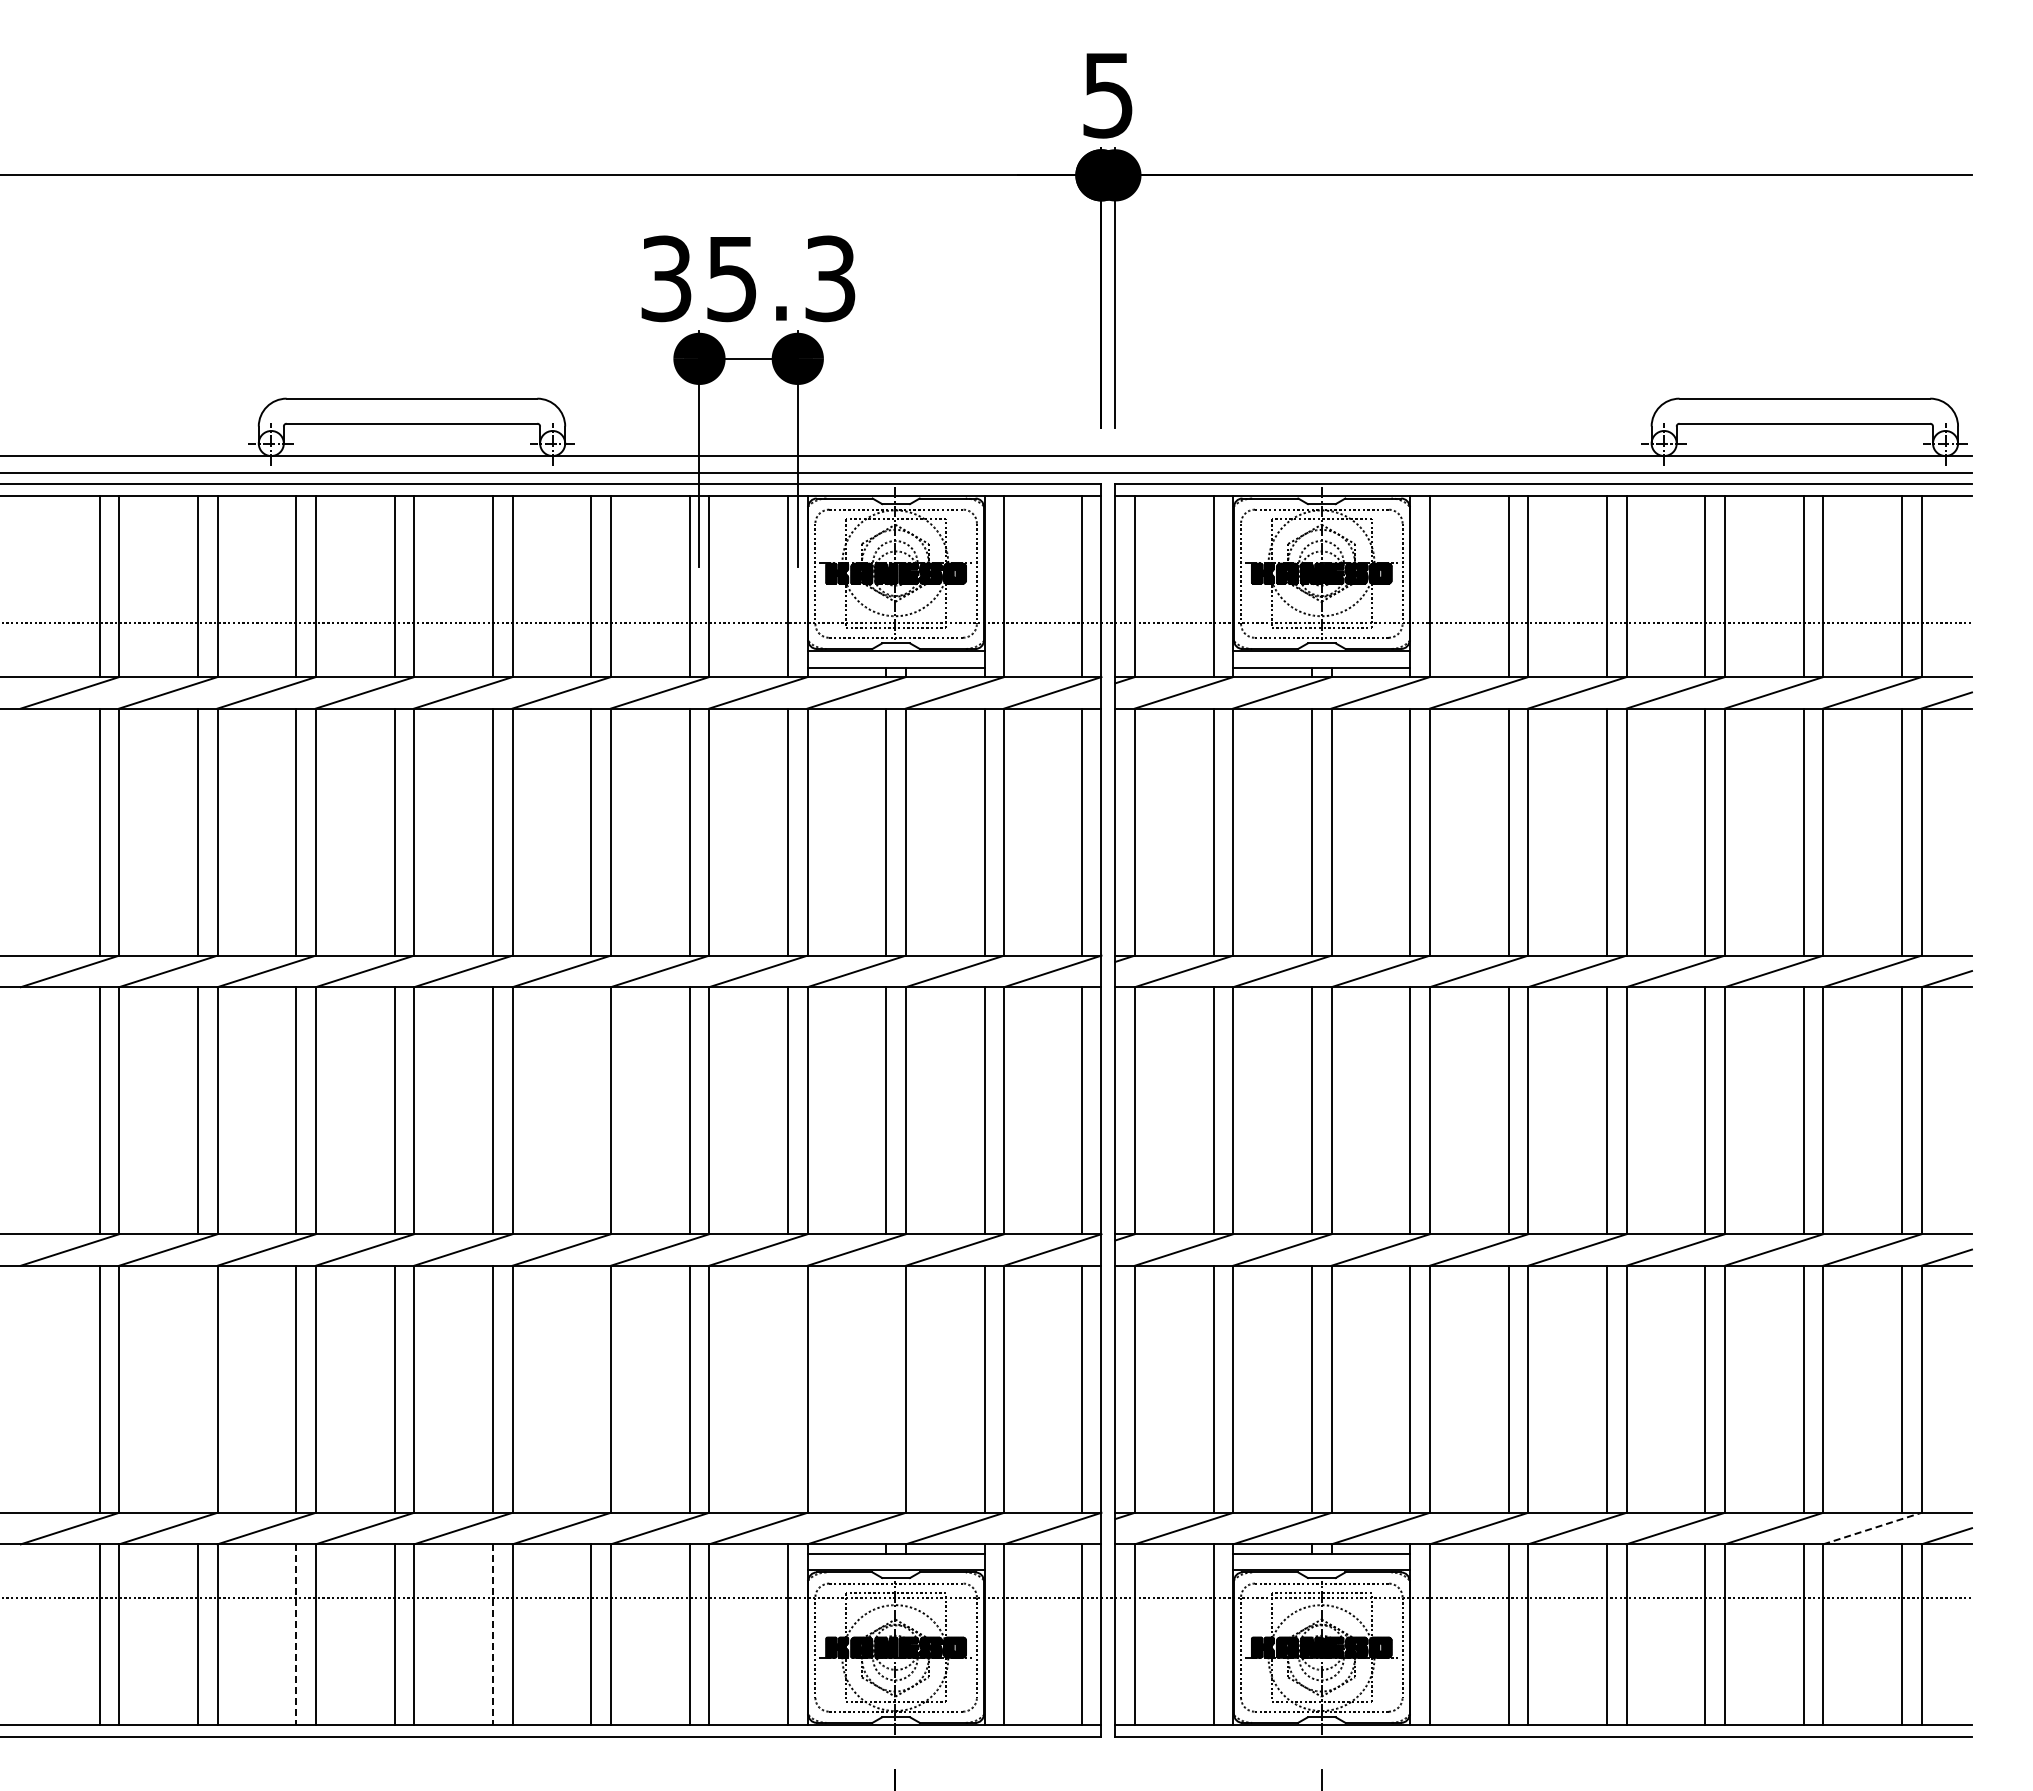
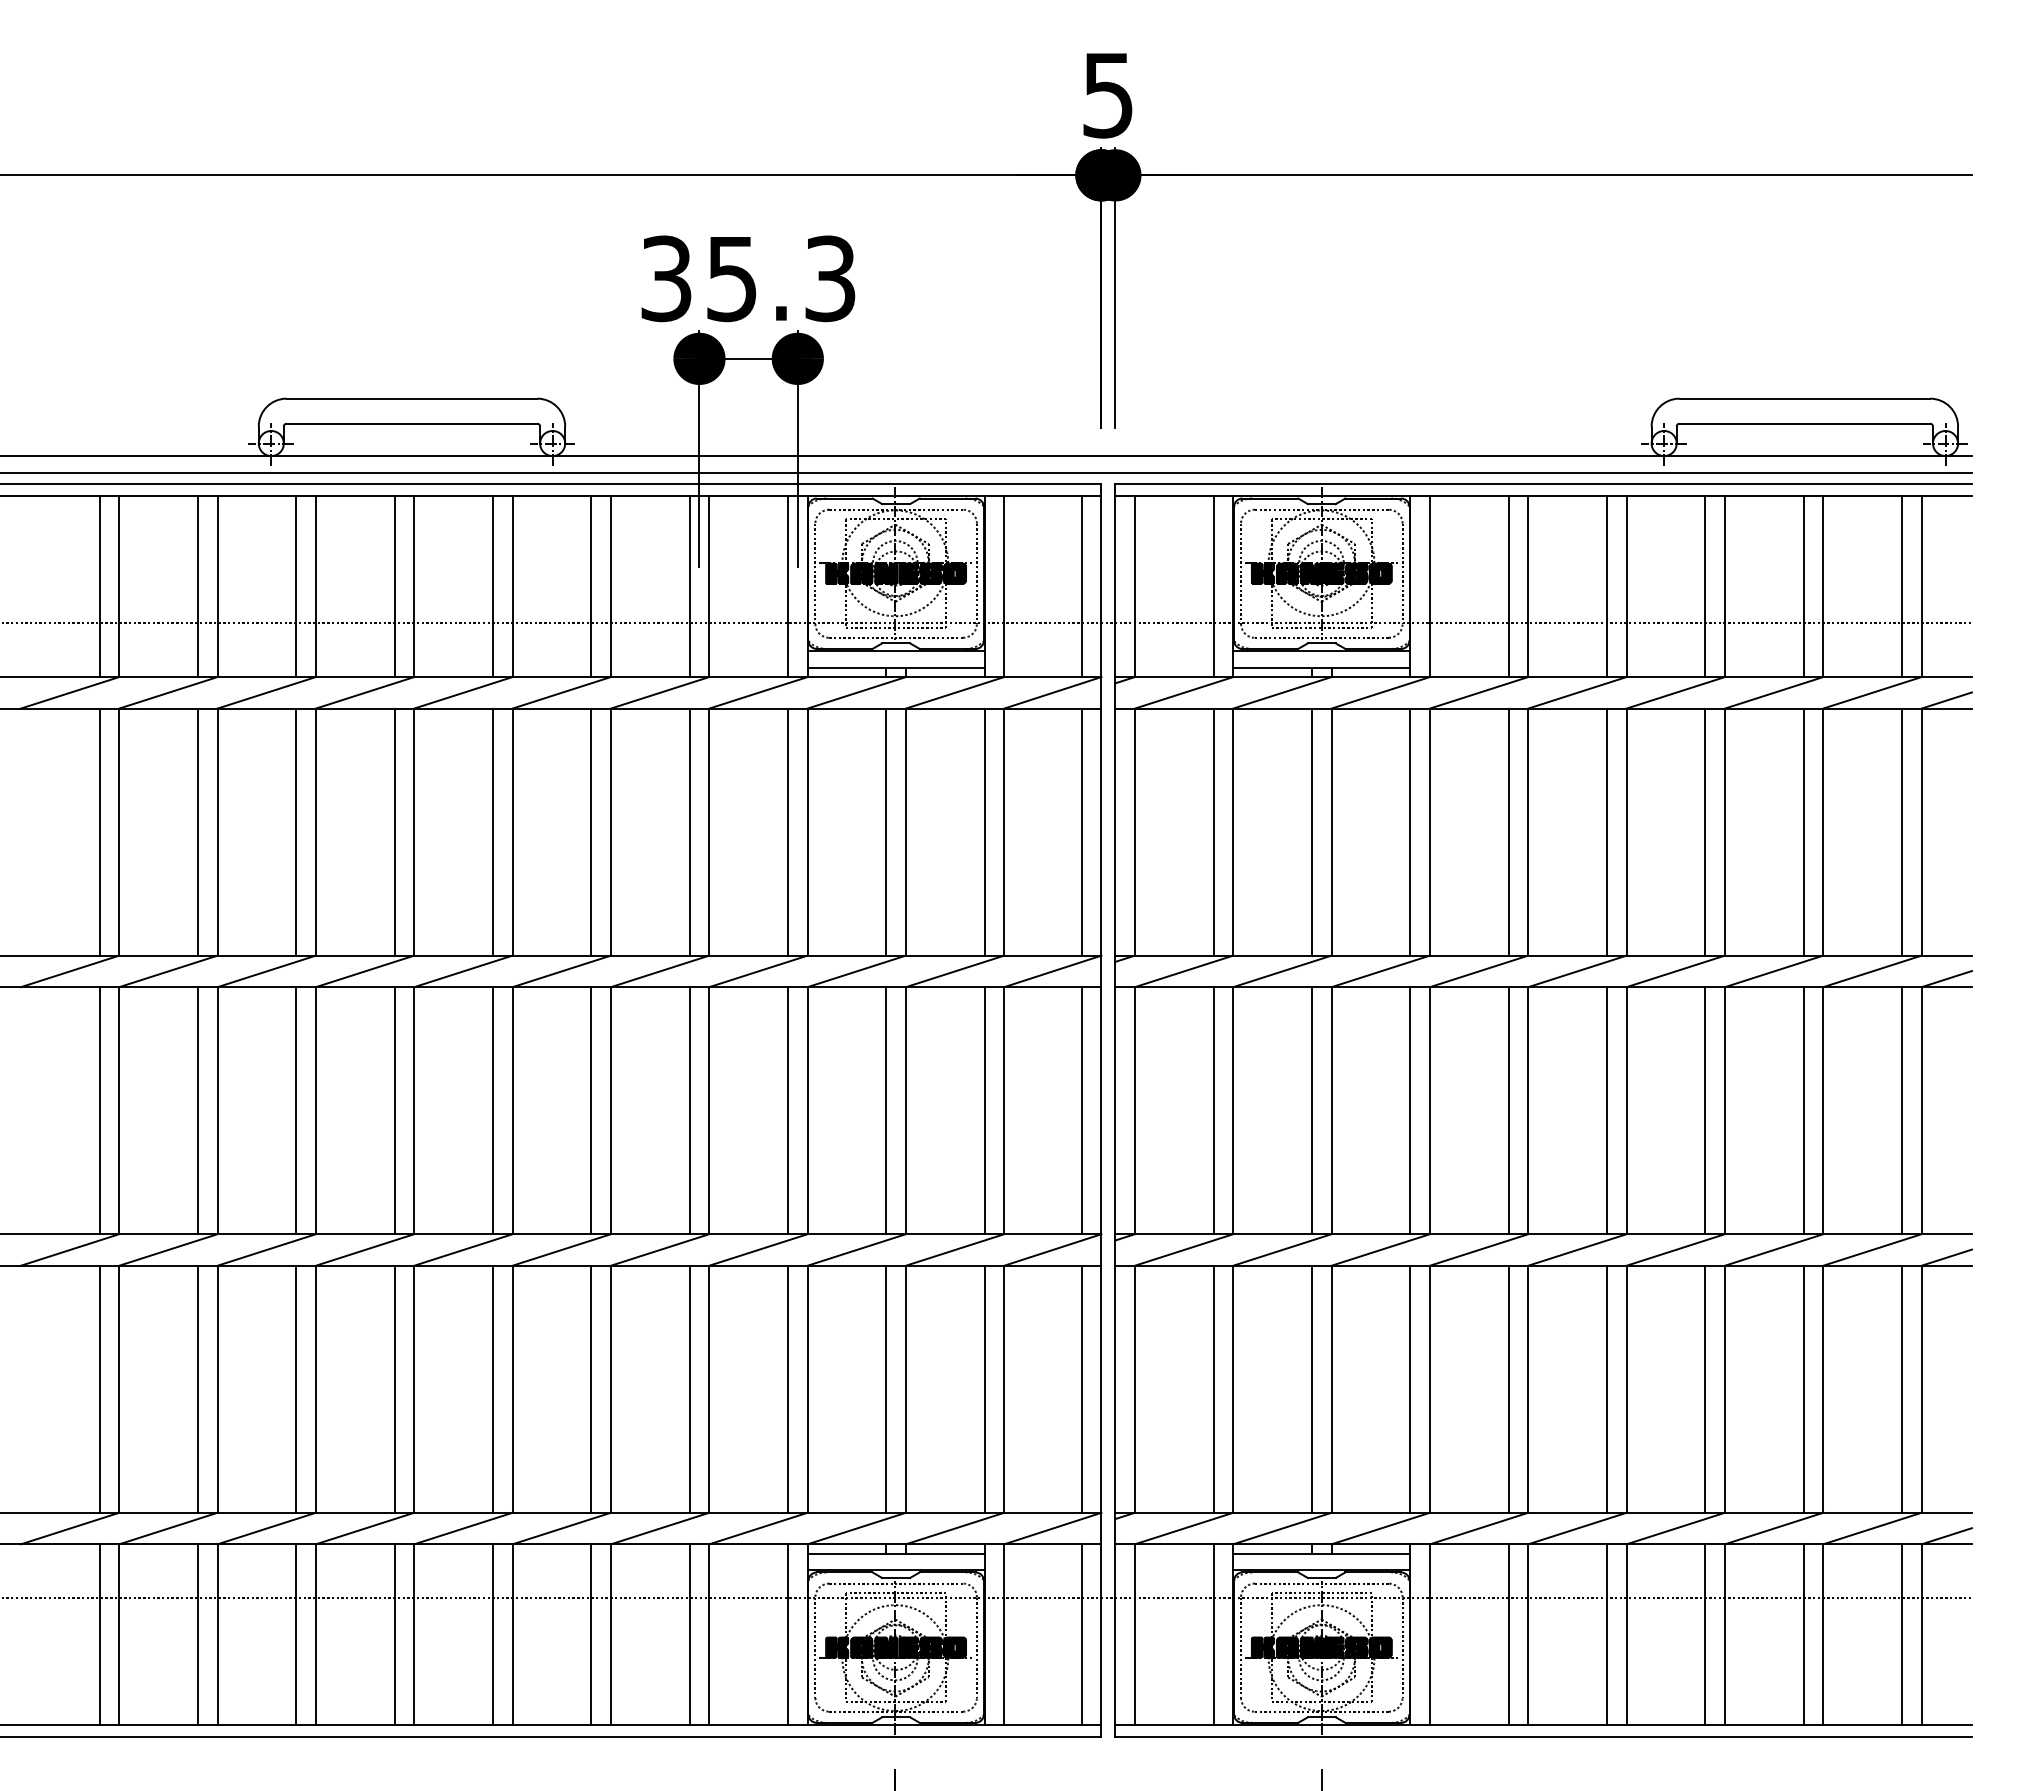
line: none -> present (591, 1110)
line: none -> present (198, 1388)
line: none -> present (591, 1388)
line: none -> present (788, 1388)
line: none -> present (886, 1388)
line: dashed -> solid (1872, 1528)
line: dashed -> solid (296, 1635)
line: dashed -> solid (493, 1635)
